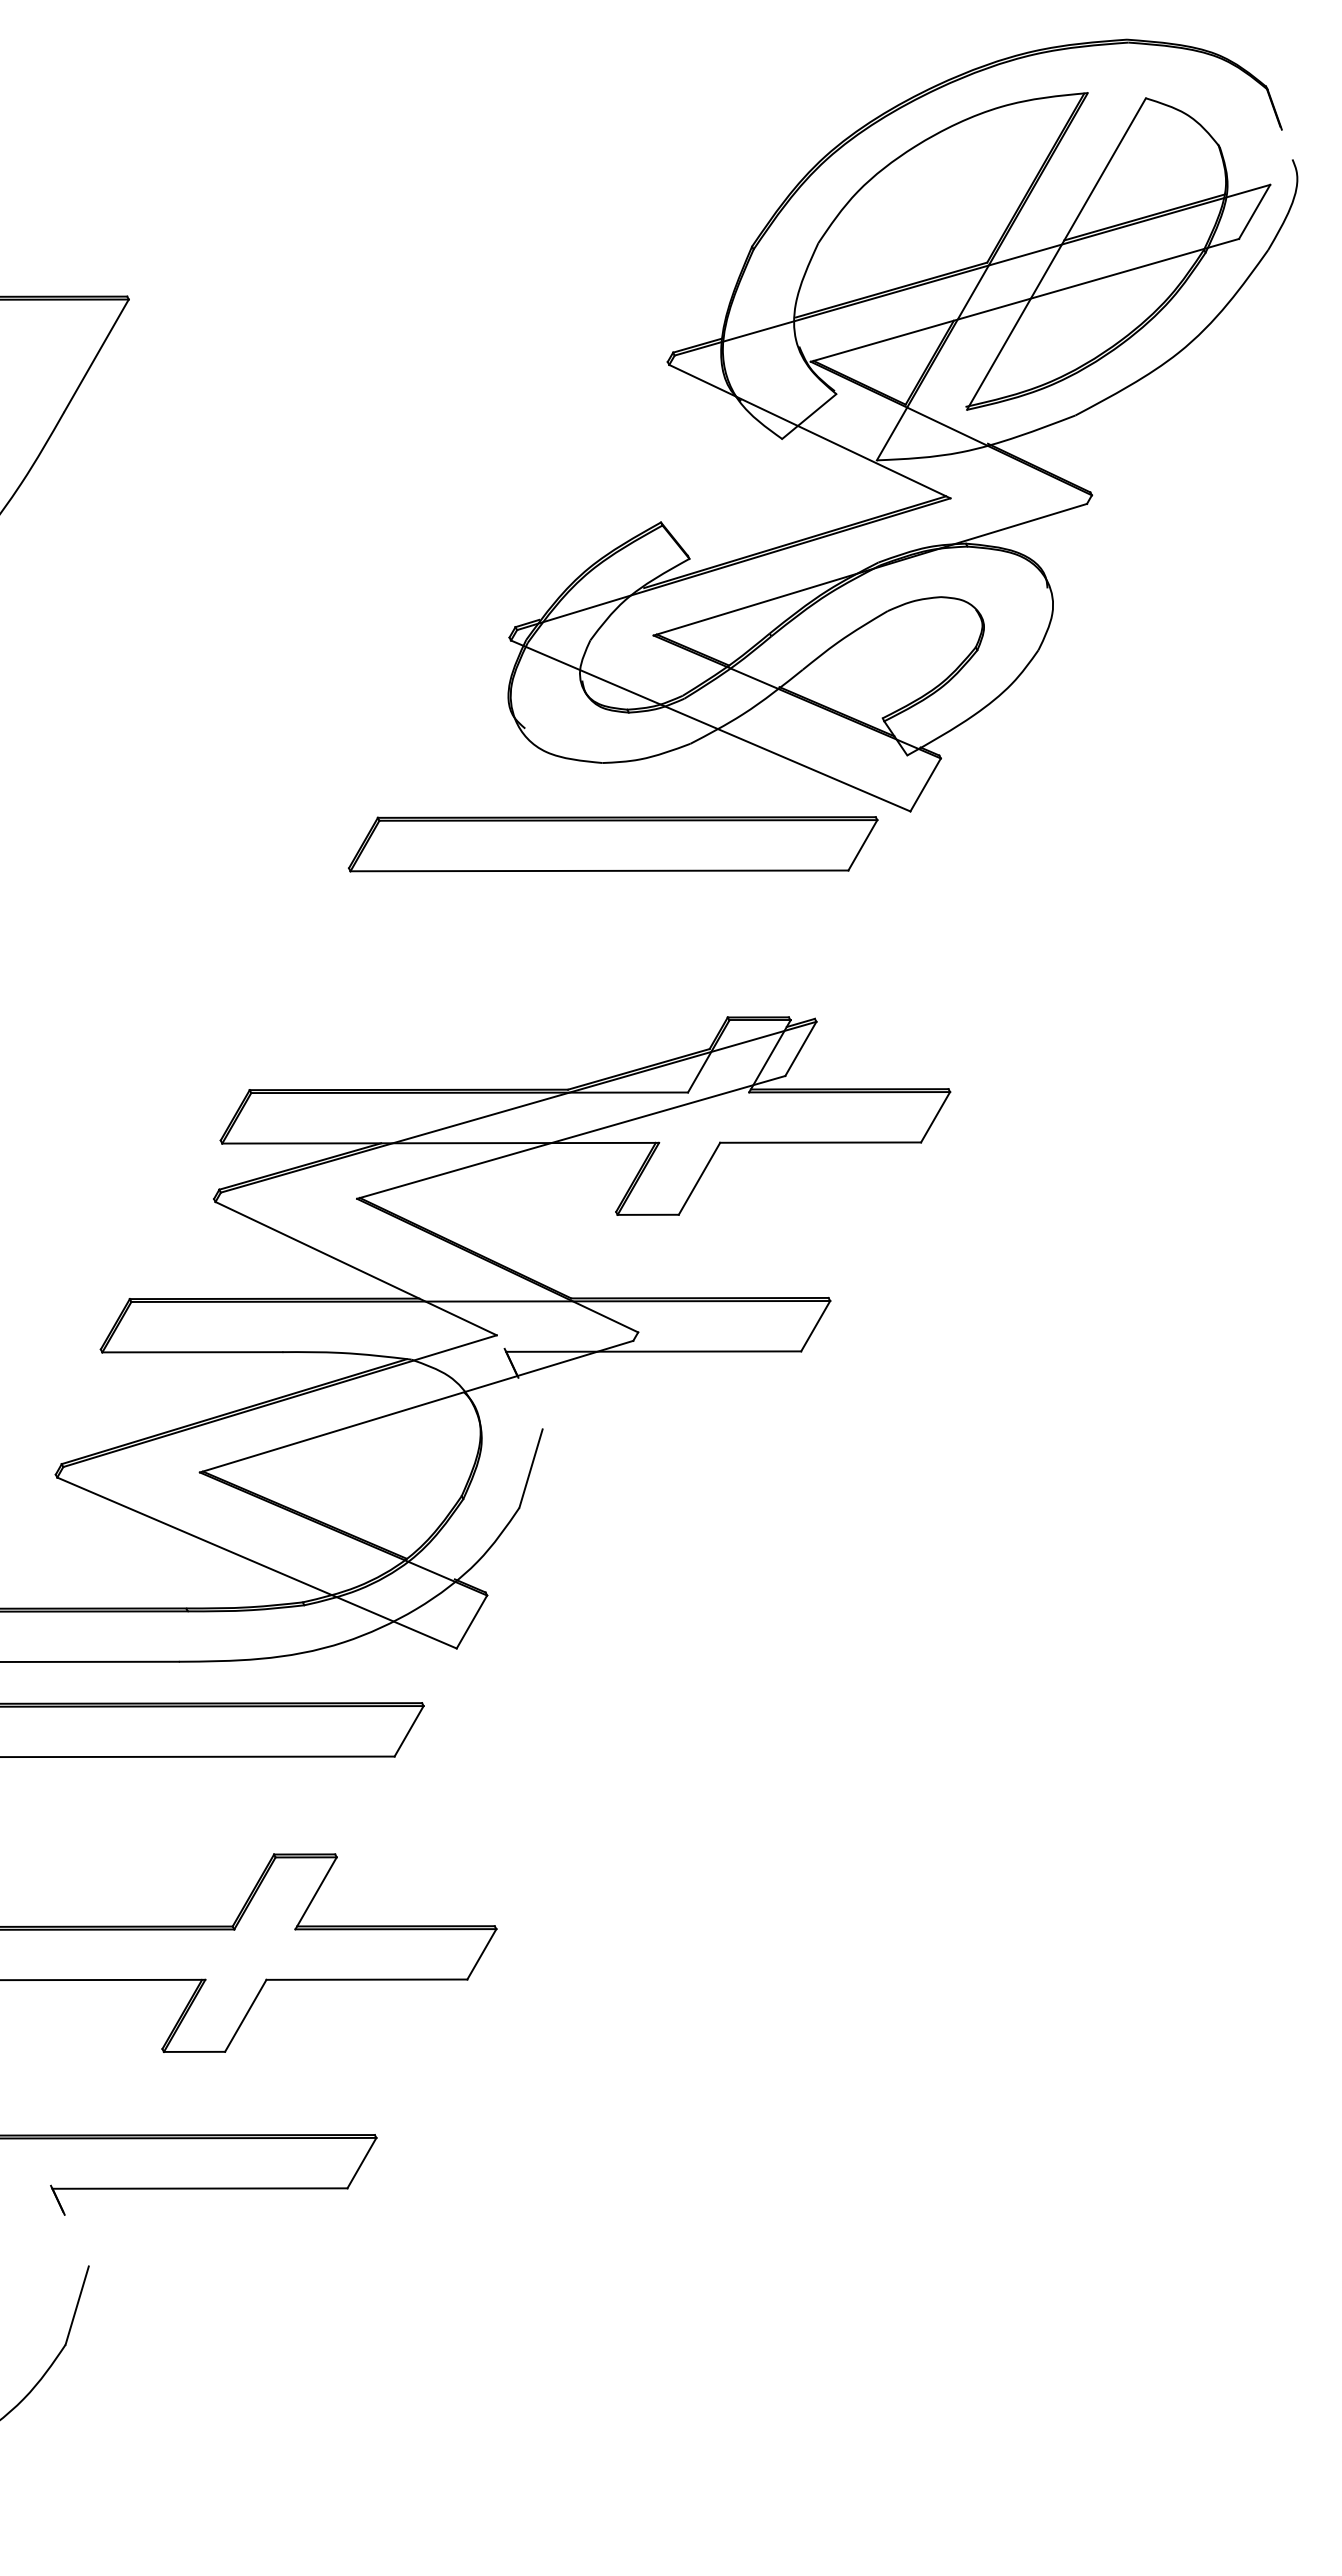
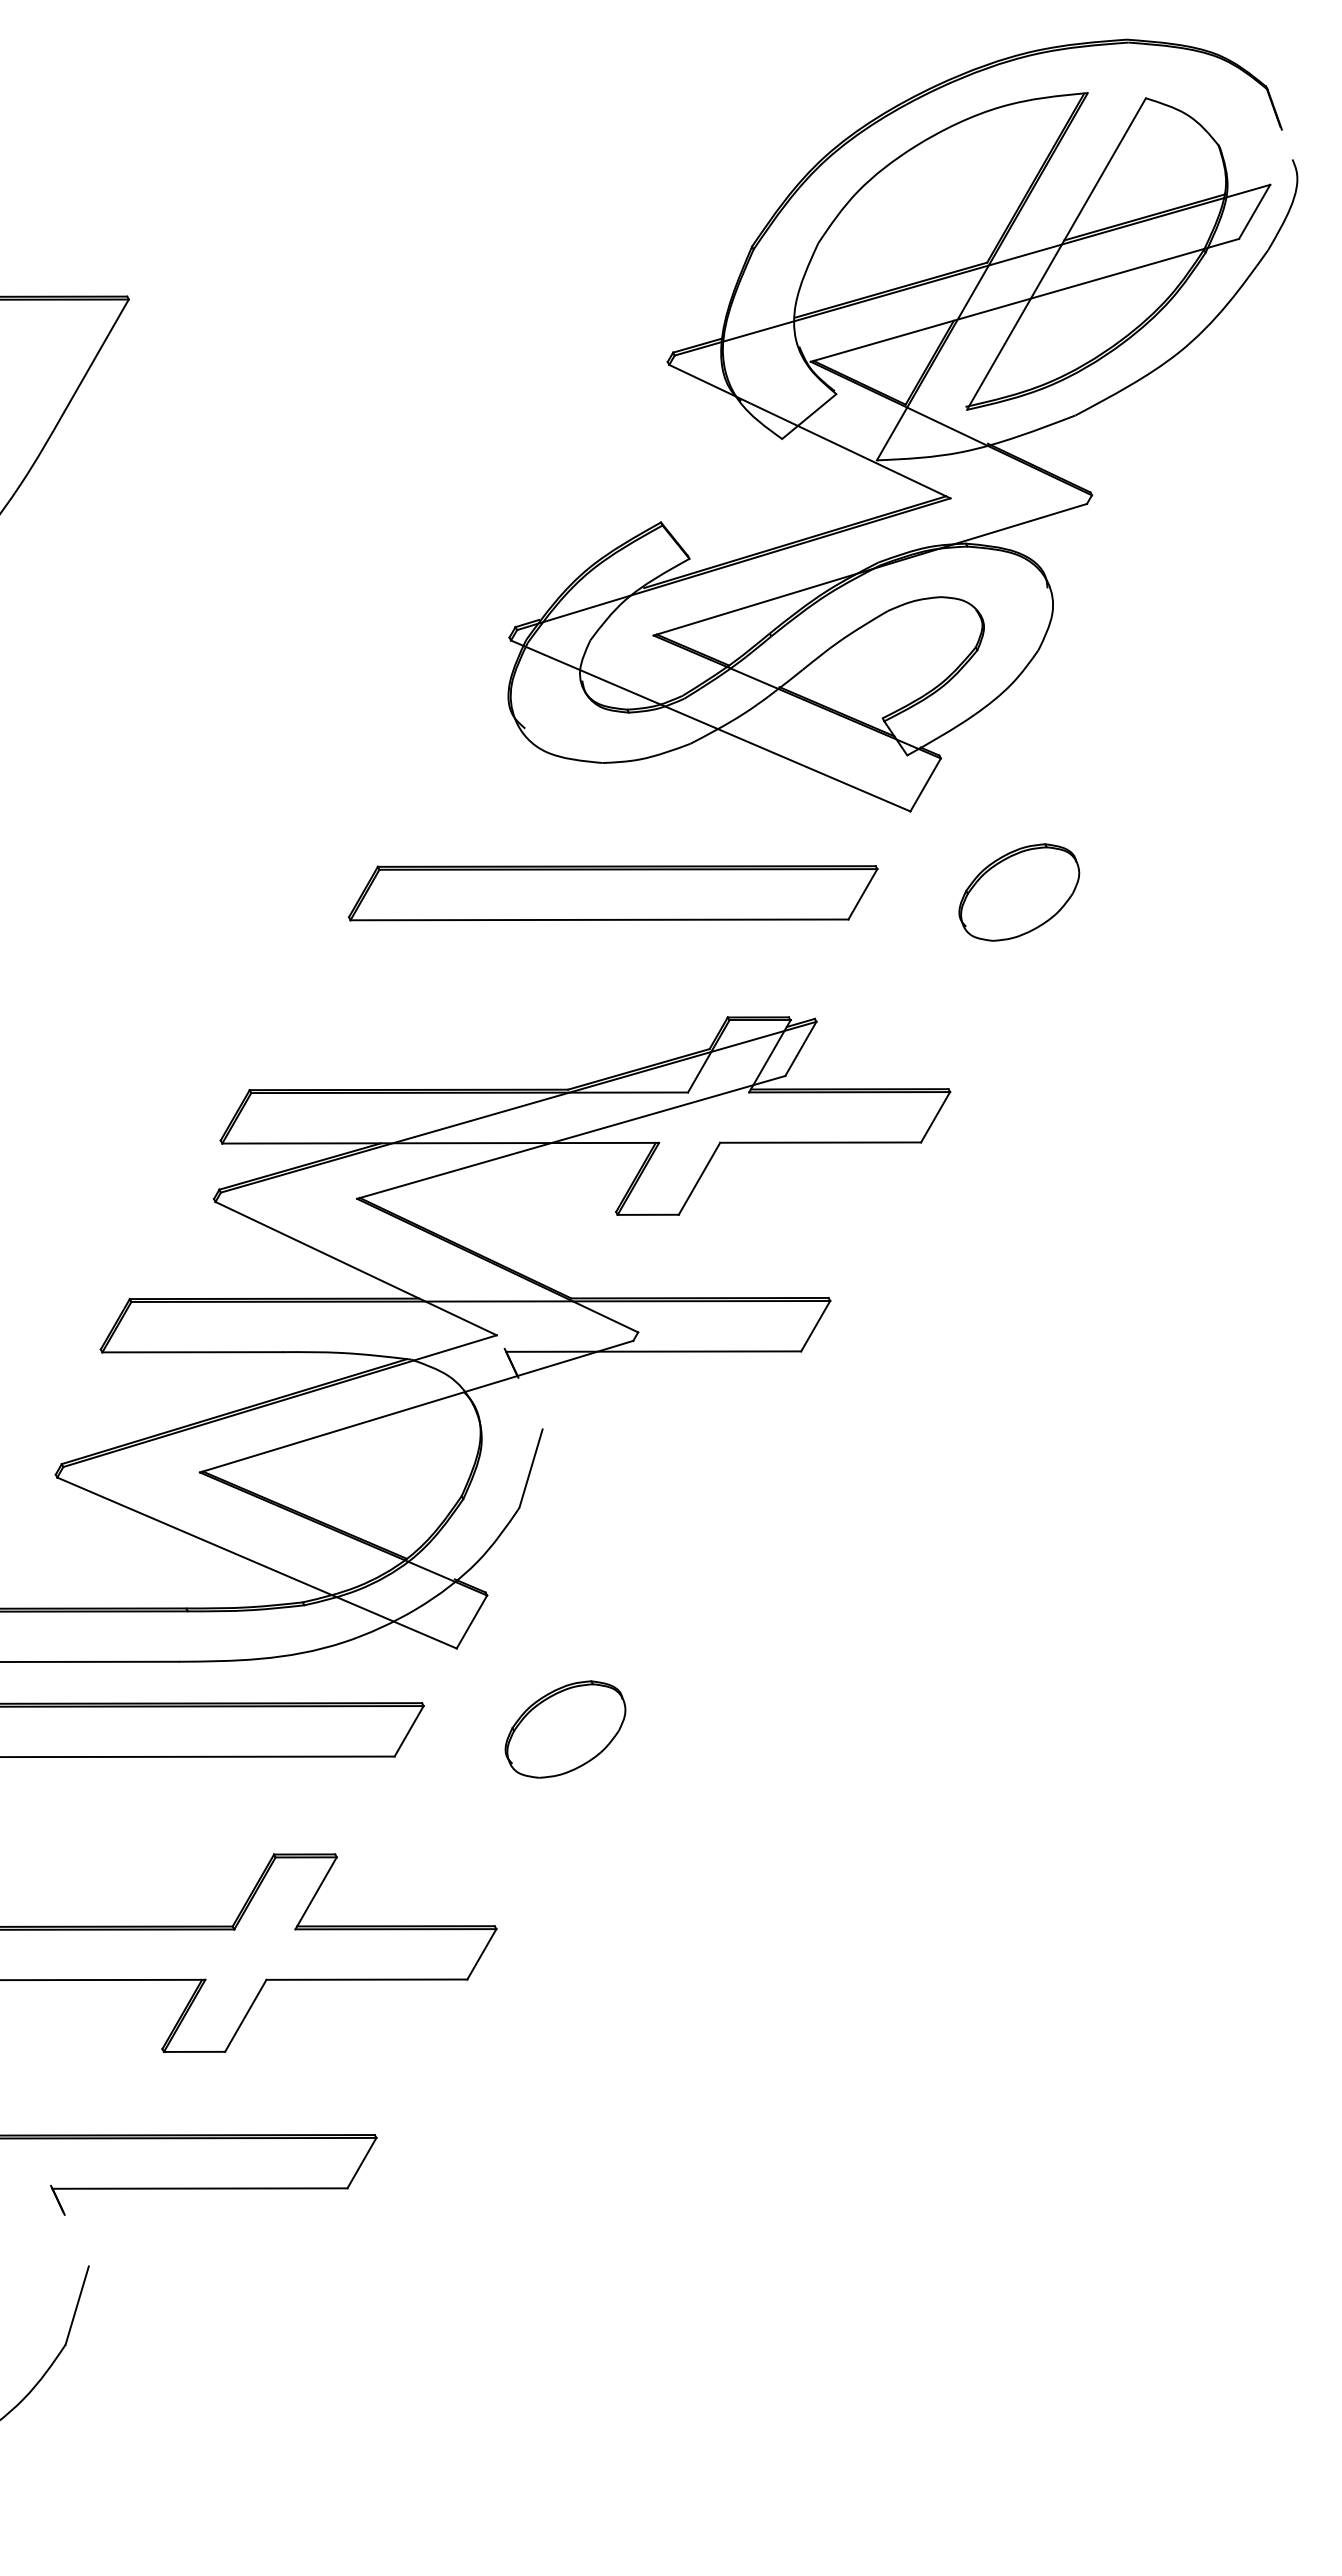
part position: (612, 844) -> (612, 893) (612, 893)
part: none -> present (1019, 892)
part: none -> present (565, 1729)
